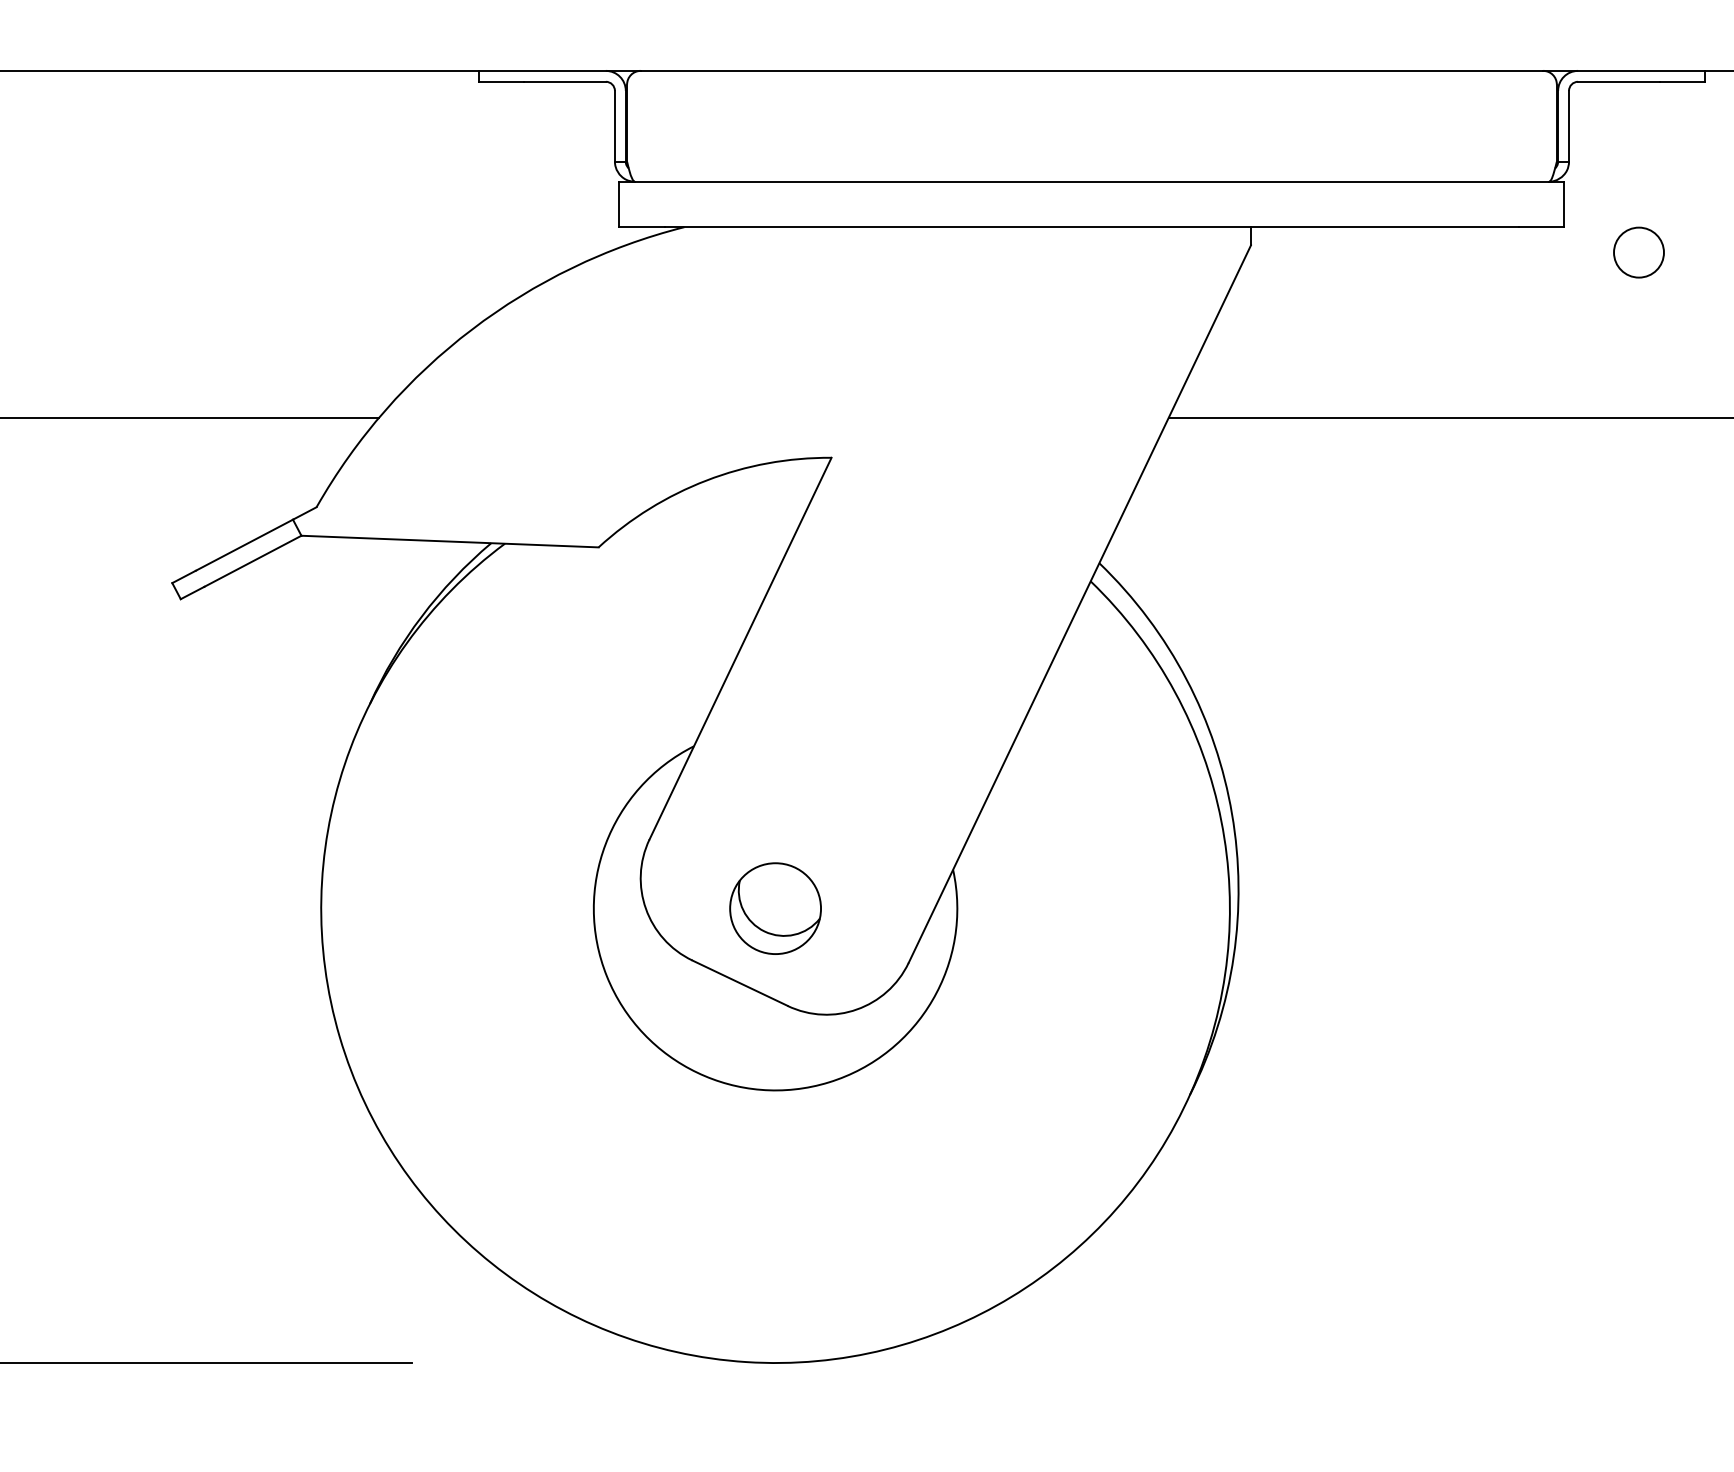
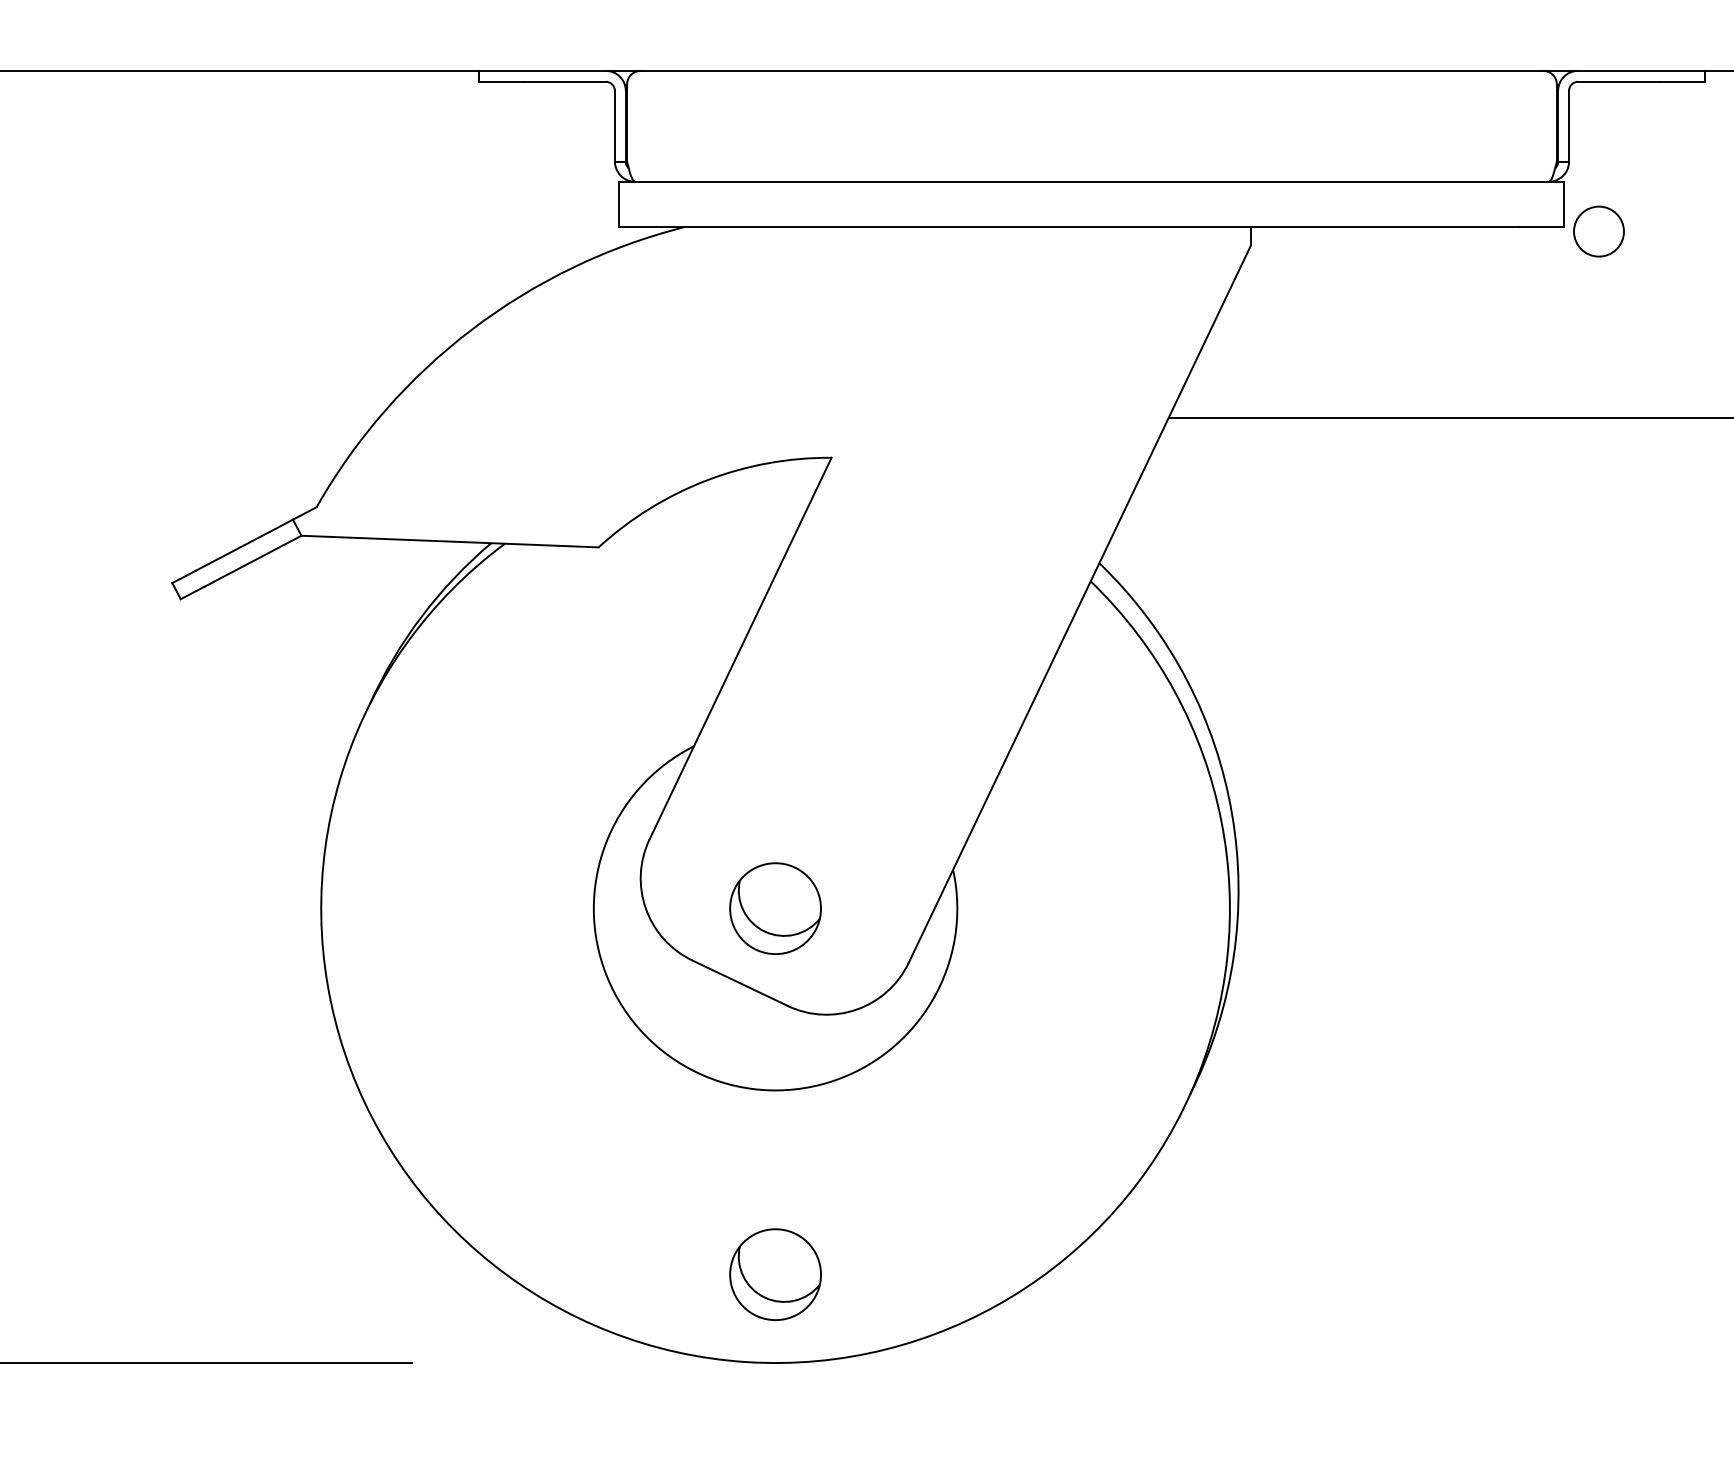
circle position: (1638, 252) -> (1598, 231) (1598, 231)
line: present -> none (190, 418)
part: none -> present (775, 1274)
